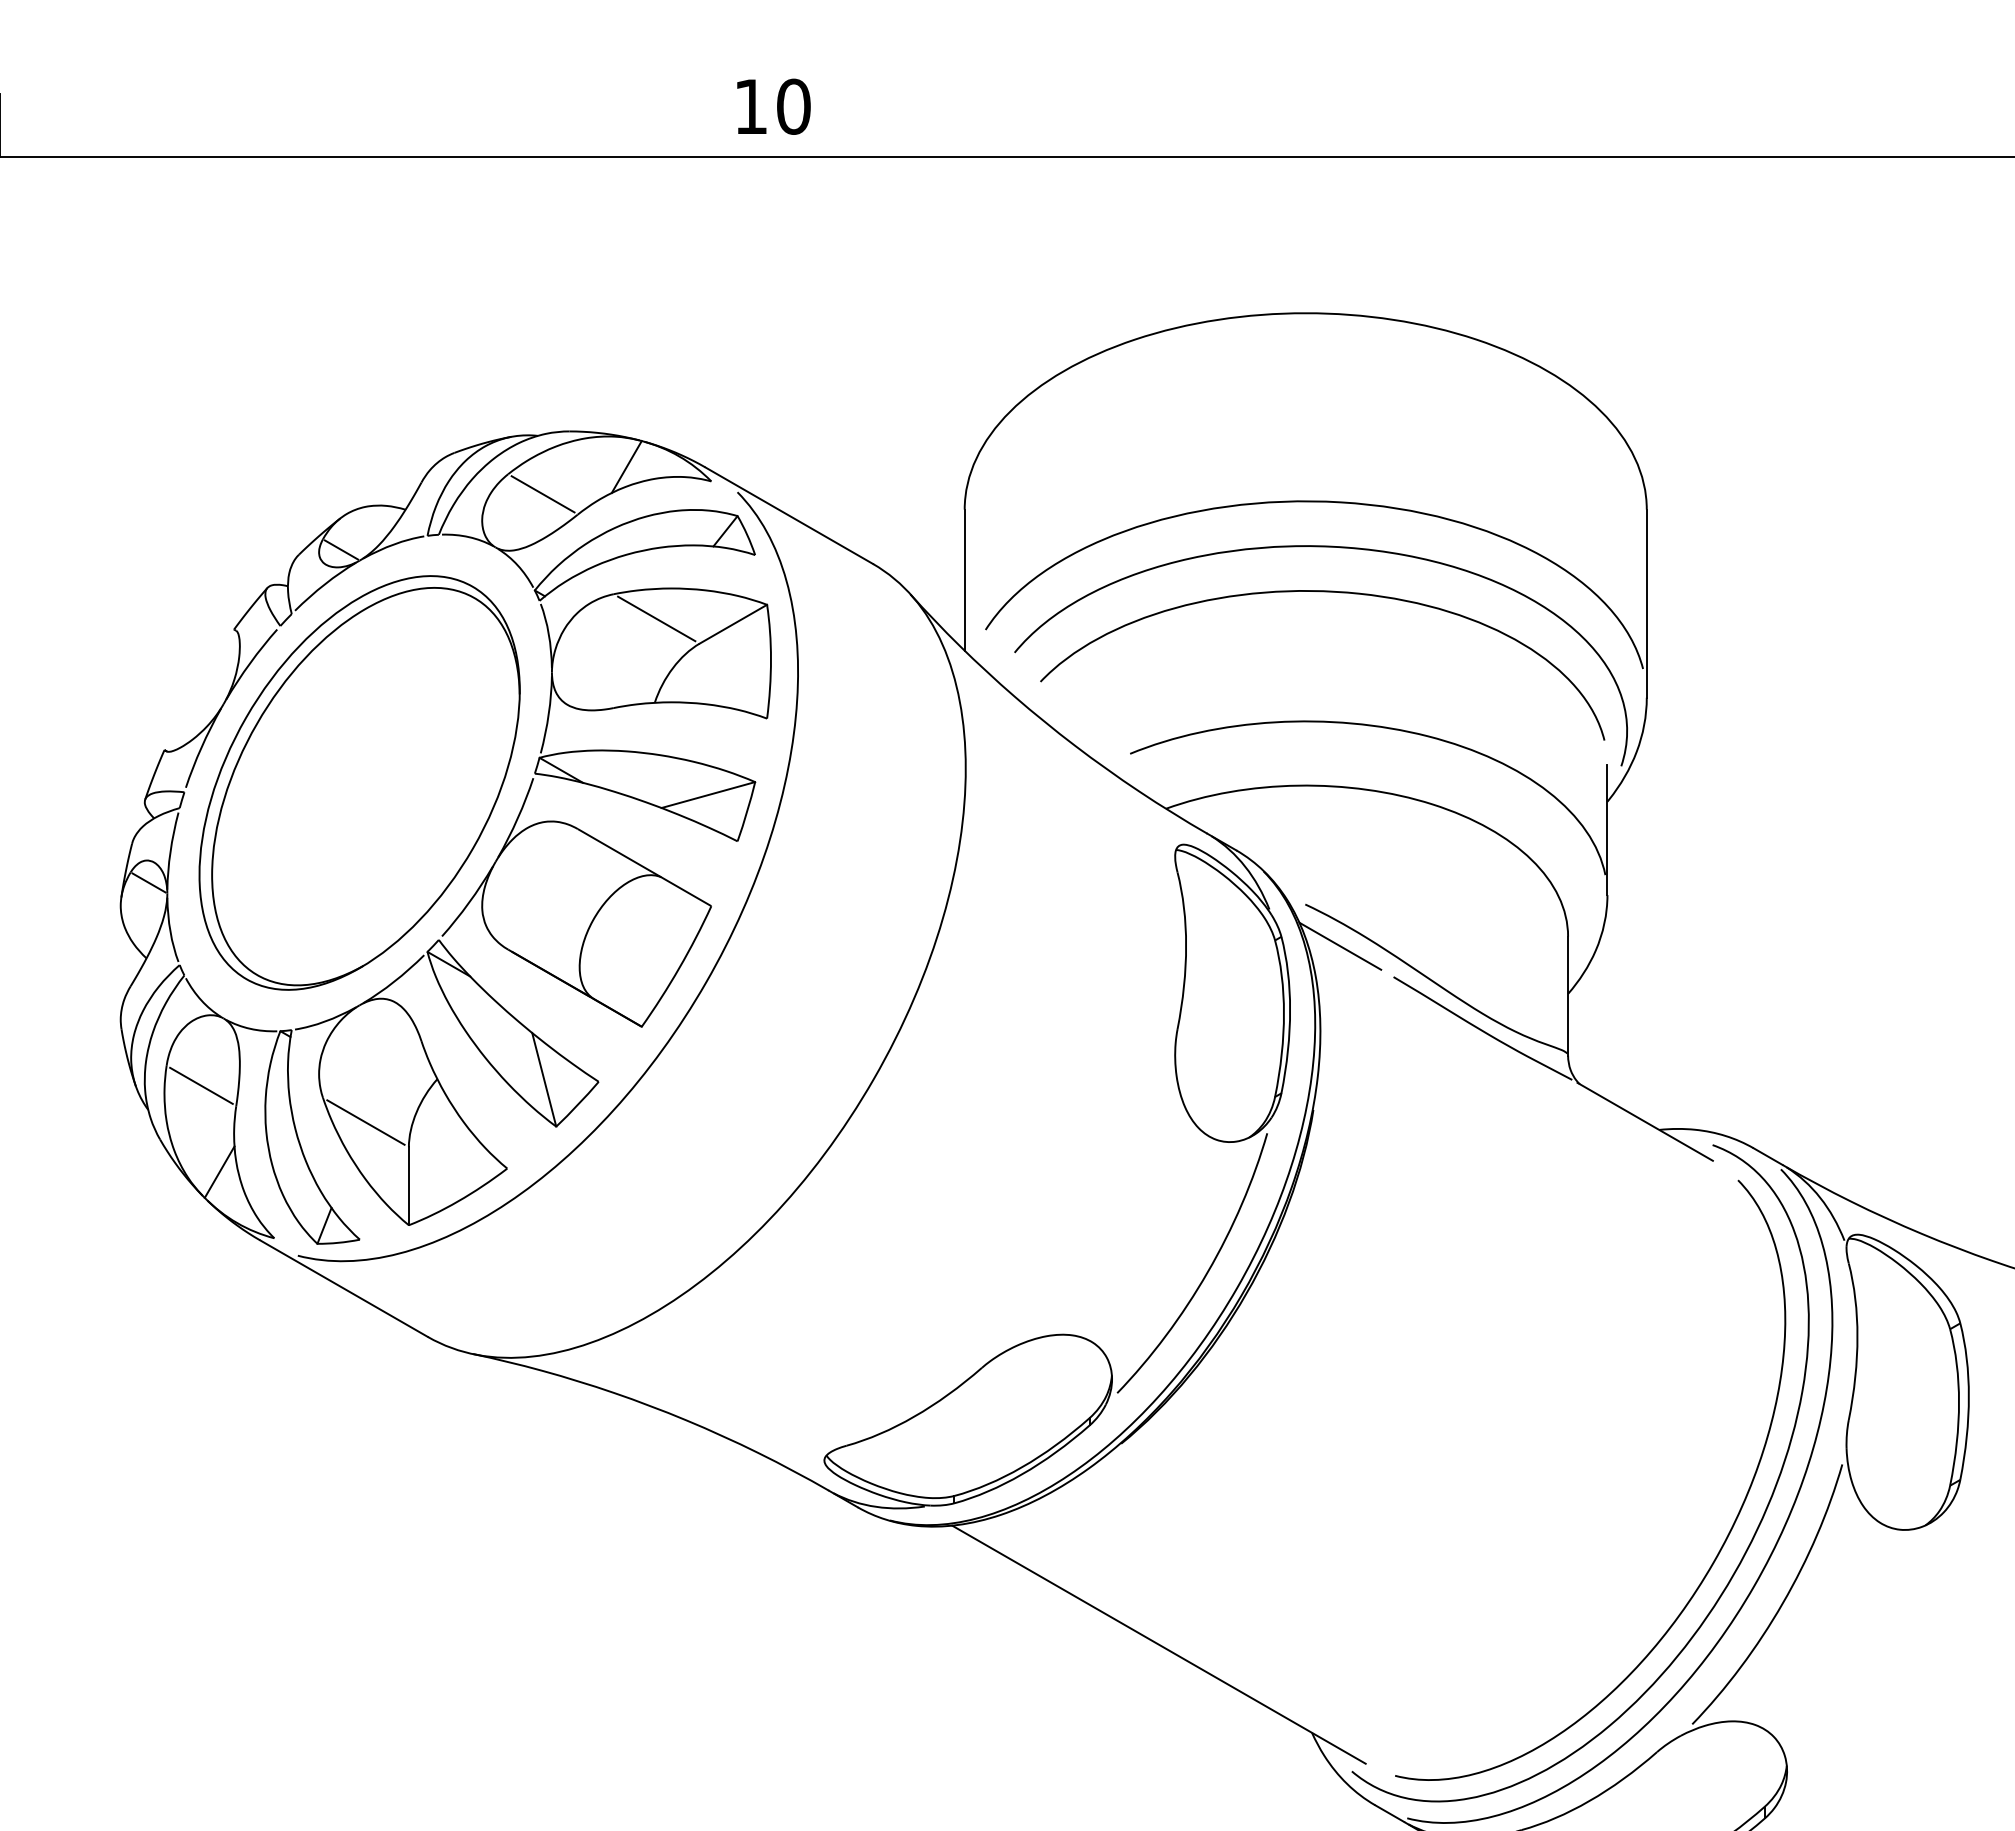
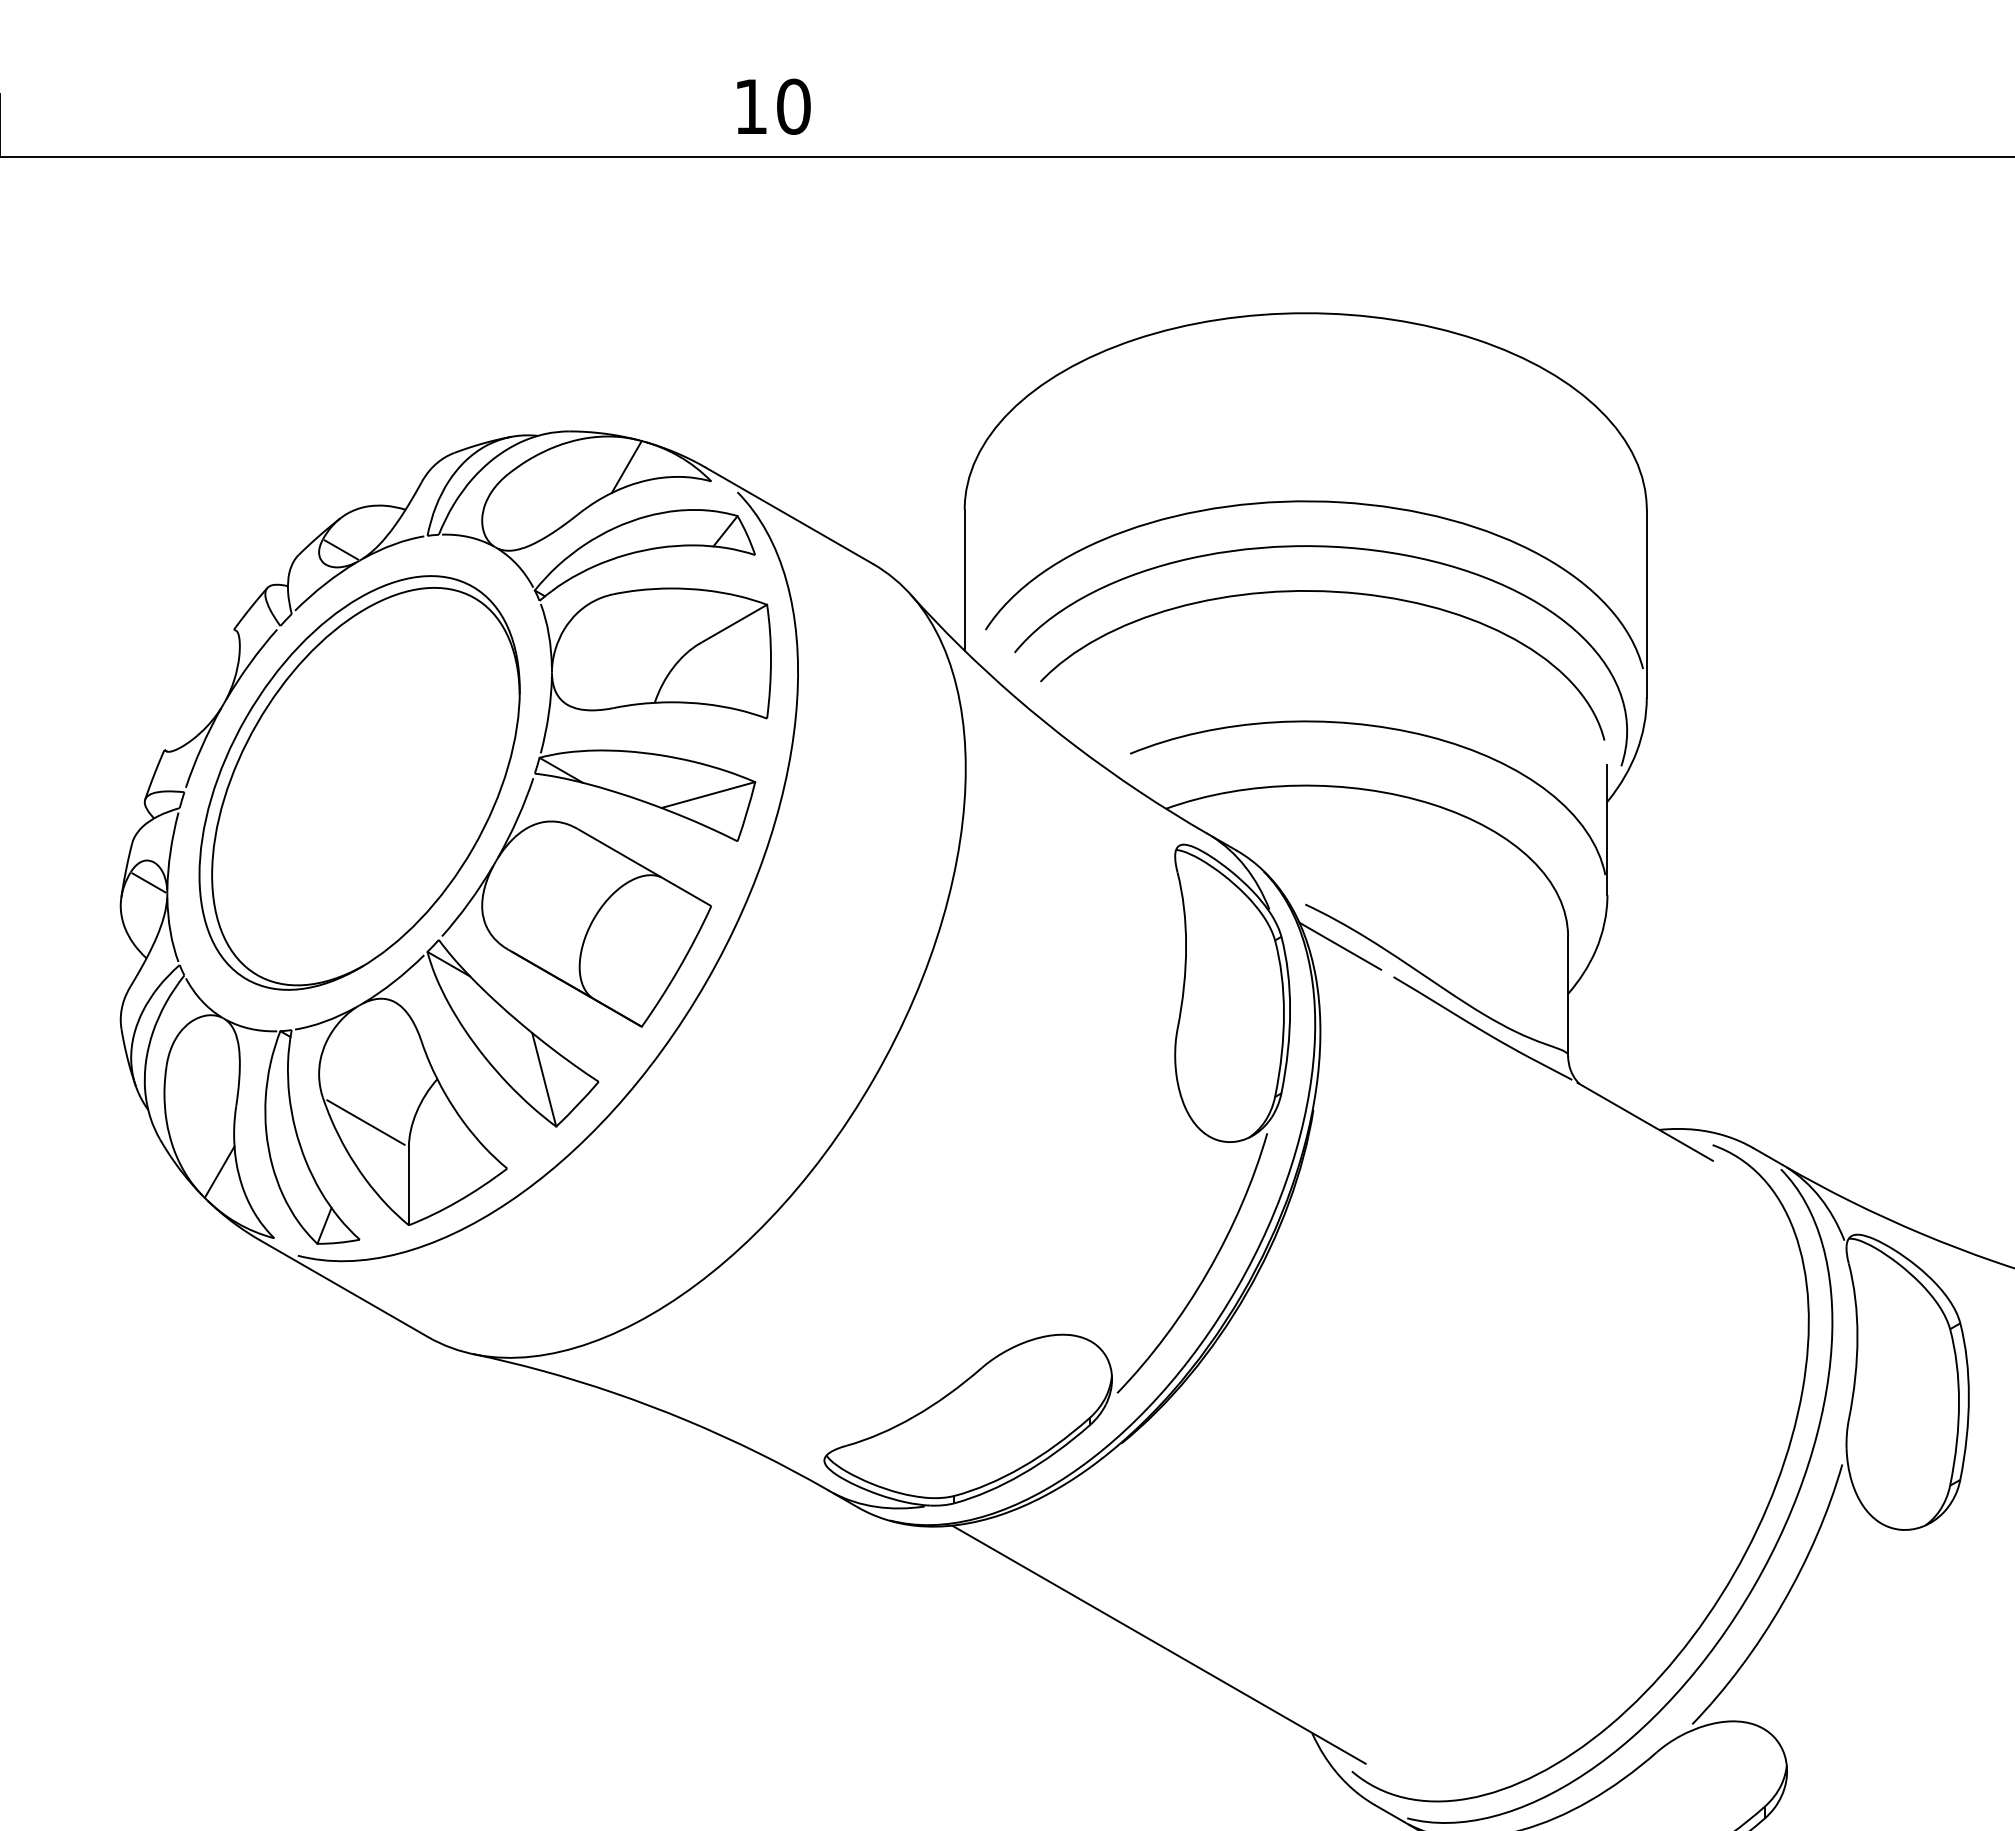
line: present -> none (542, 494)
line: present -> none (656, 618)
line: present -> none (201, 1085)
curve: present -> none (1719, 1549)
